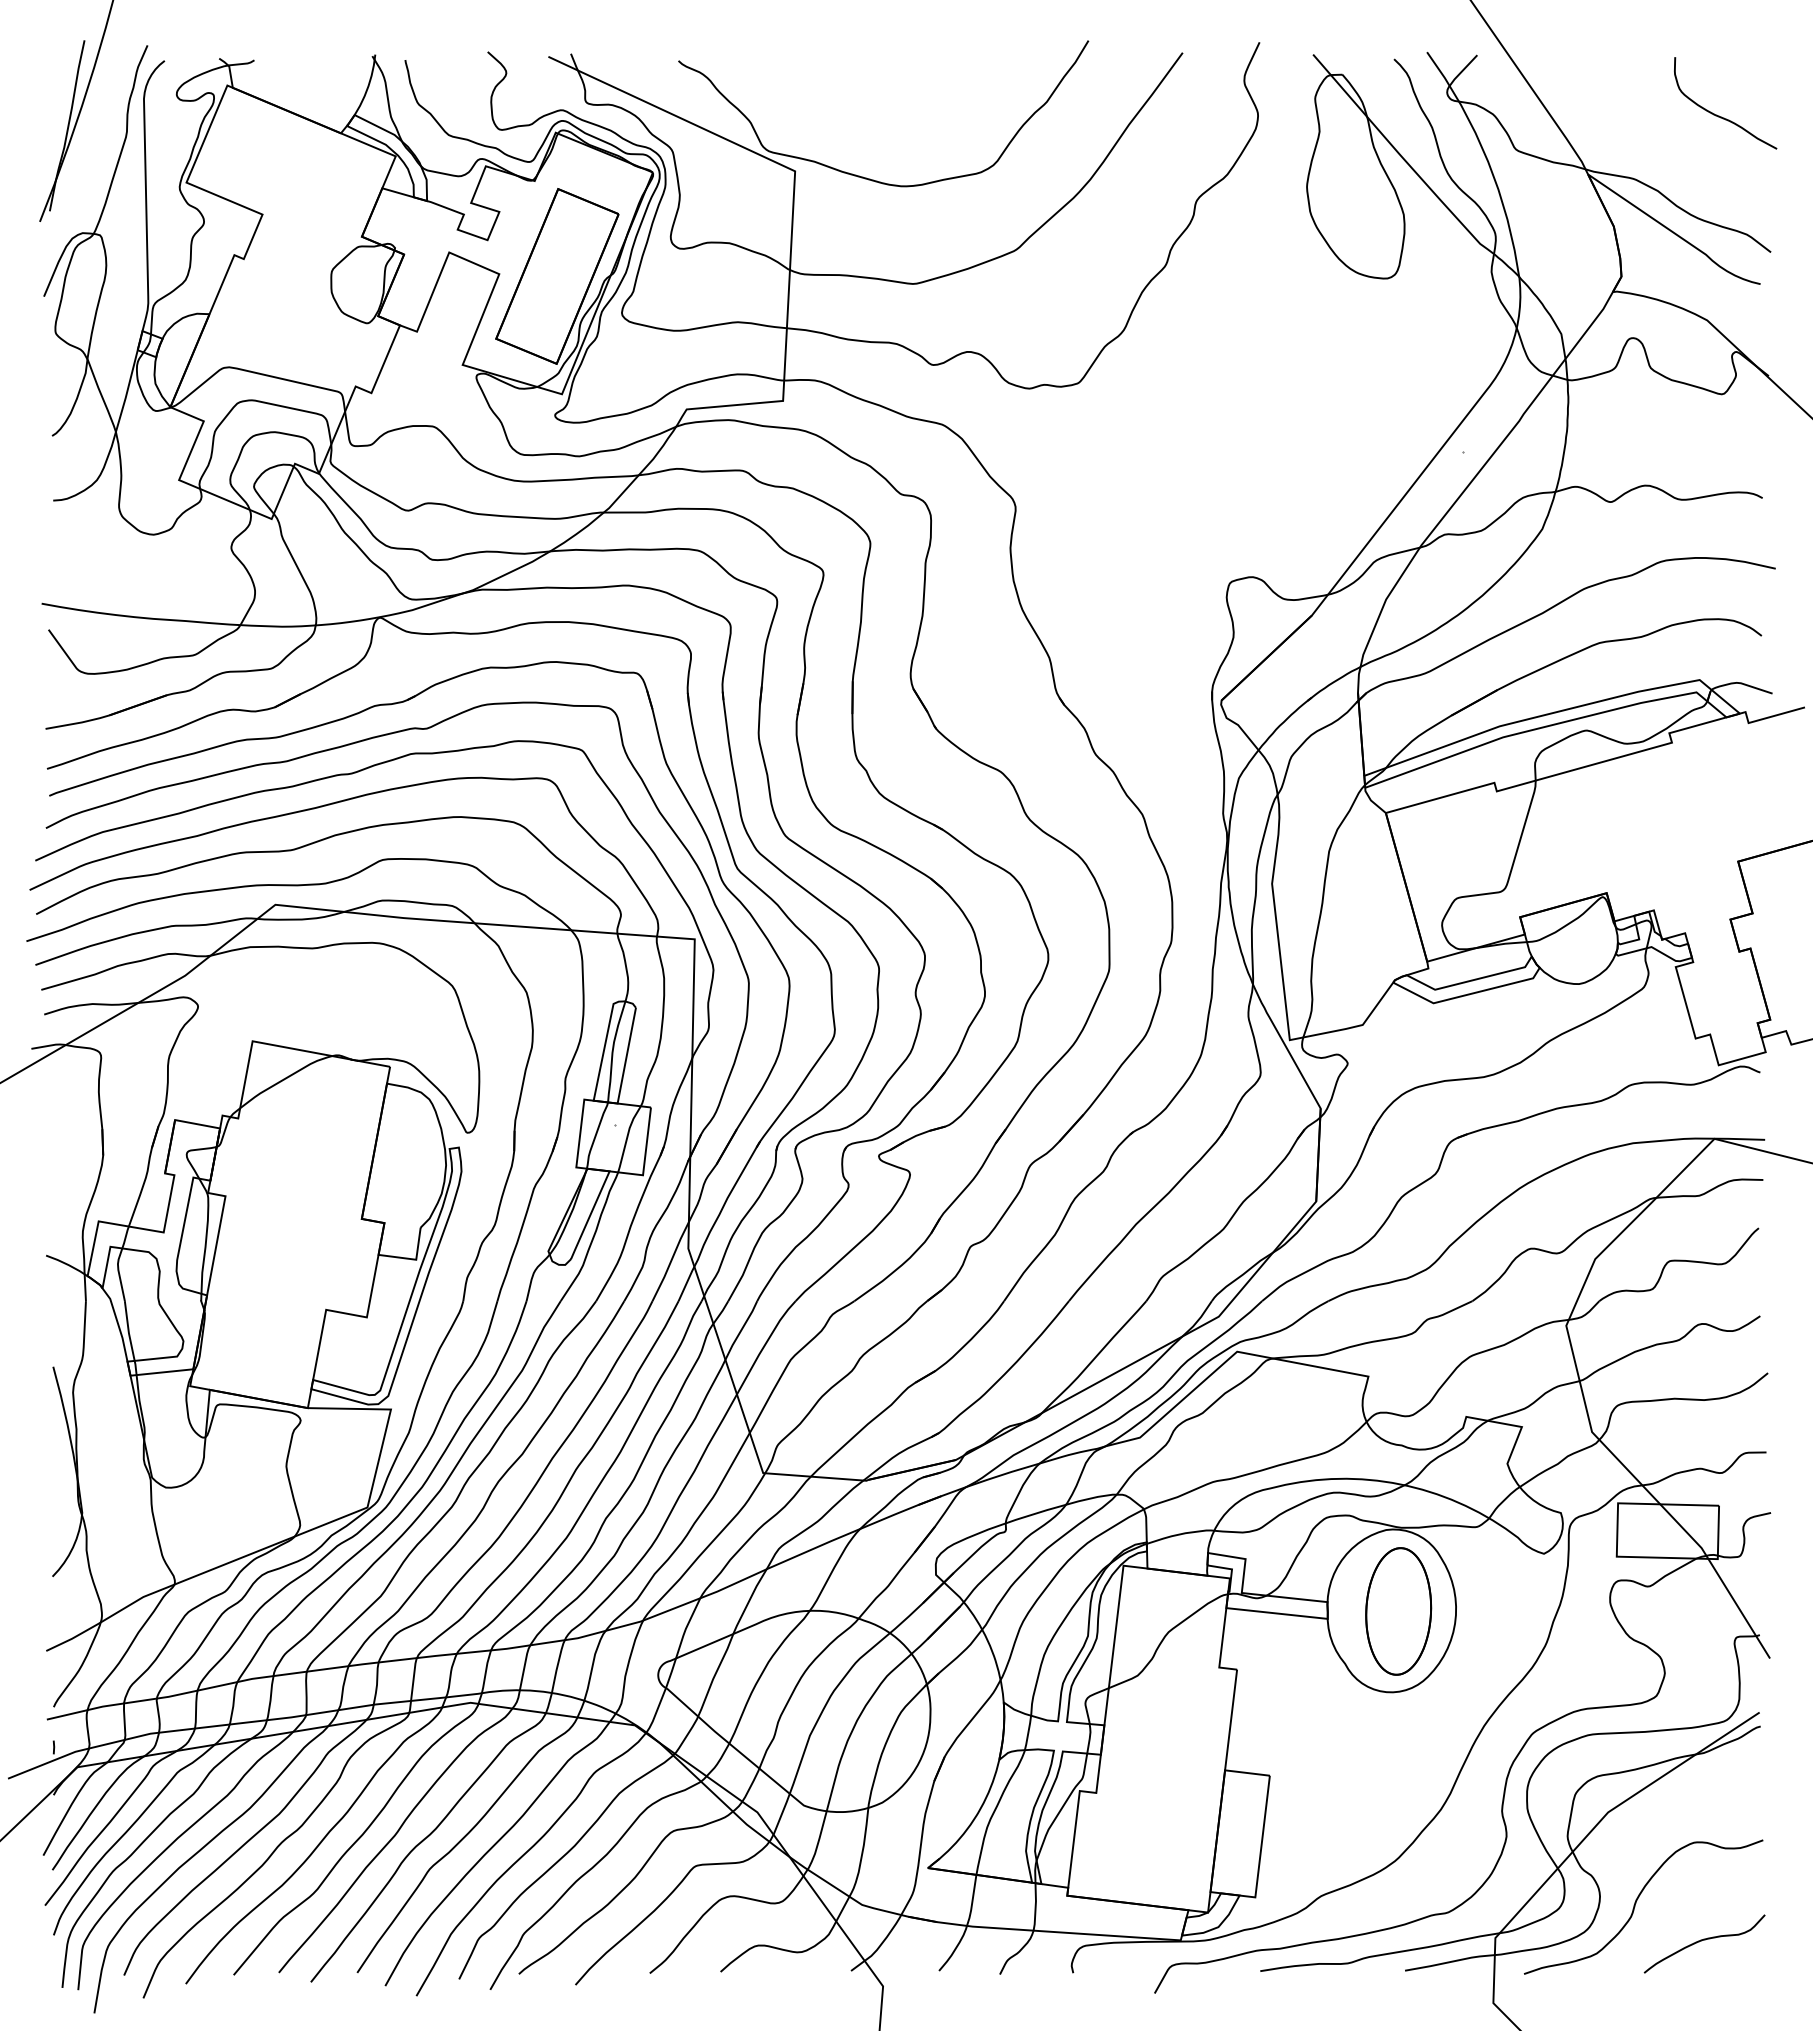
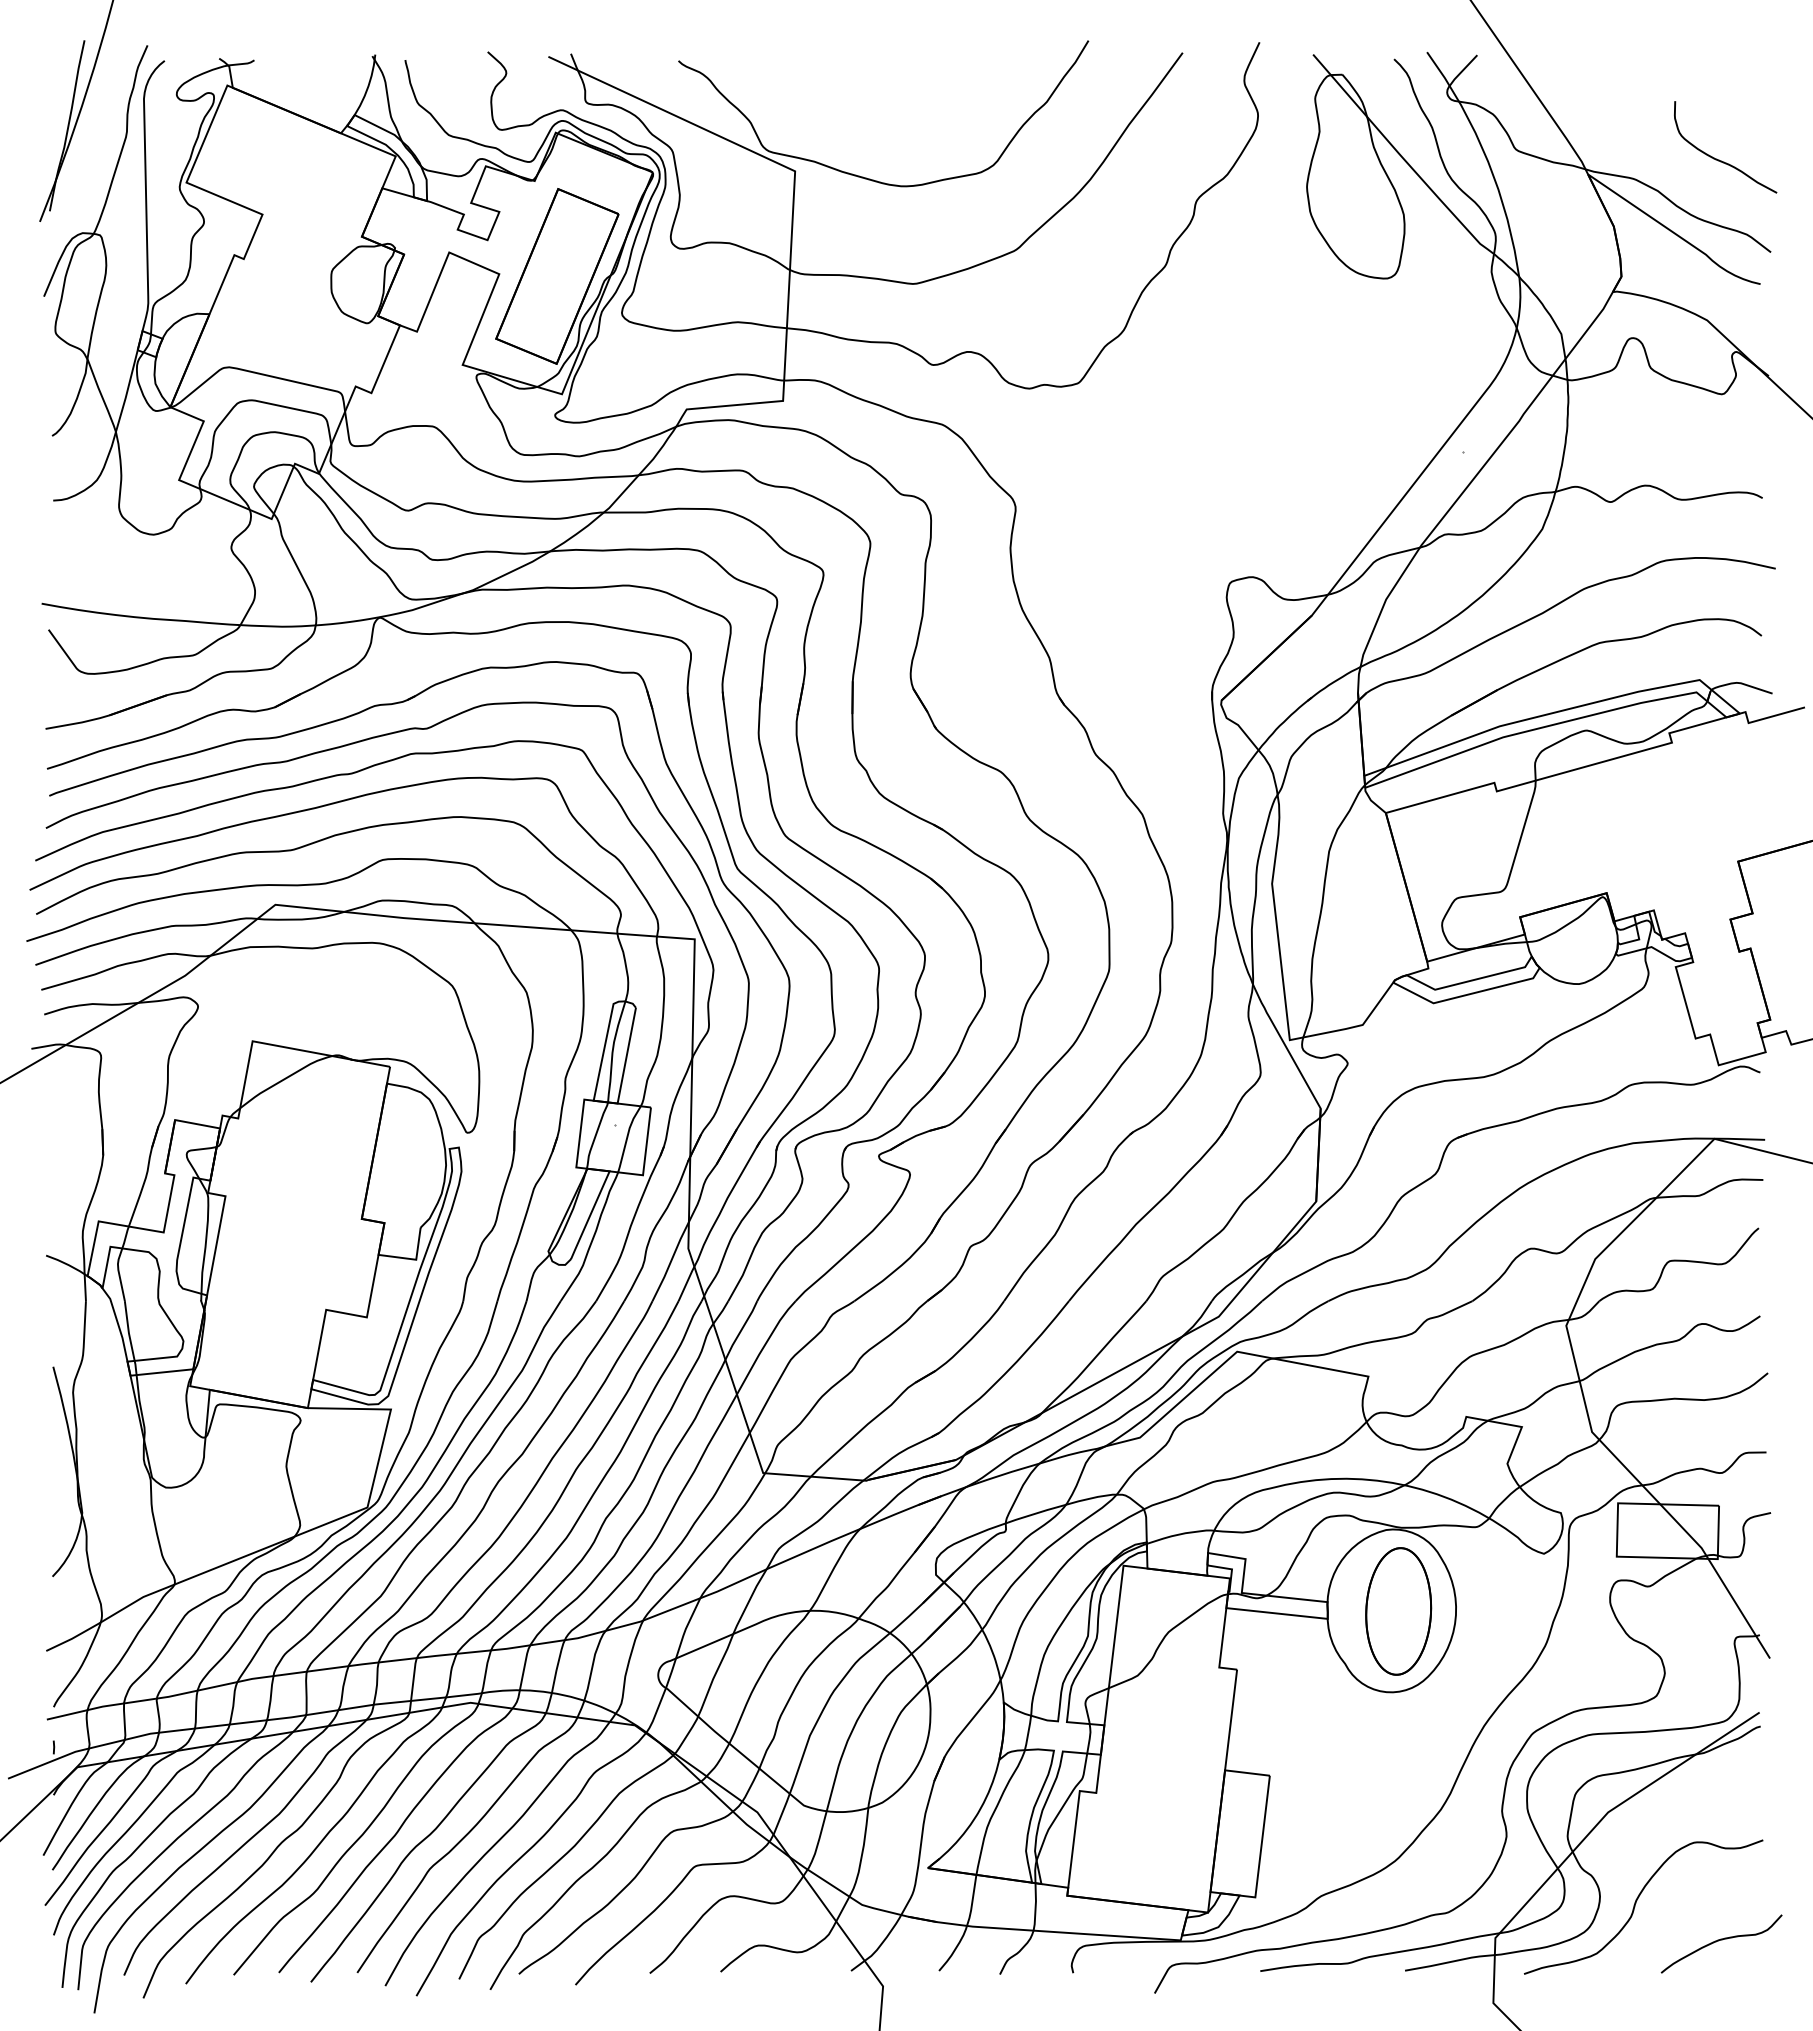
curve position: (1719, 115) -> (1719, 159) (1719, 159)
curve position: (1704, 1940) -> (1721, 1940) (1721, 1940)
